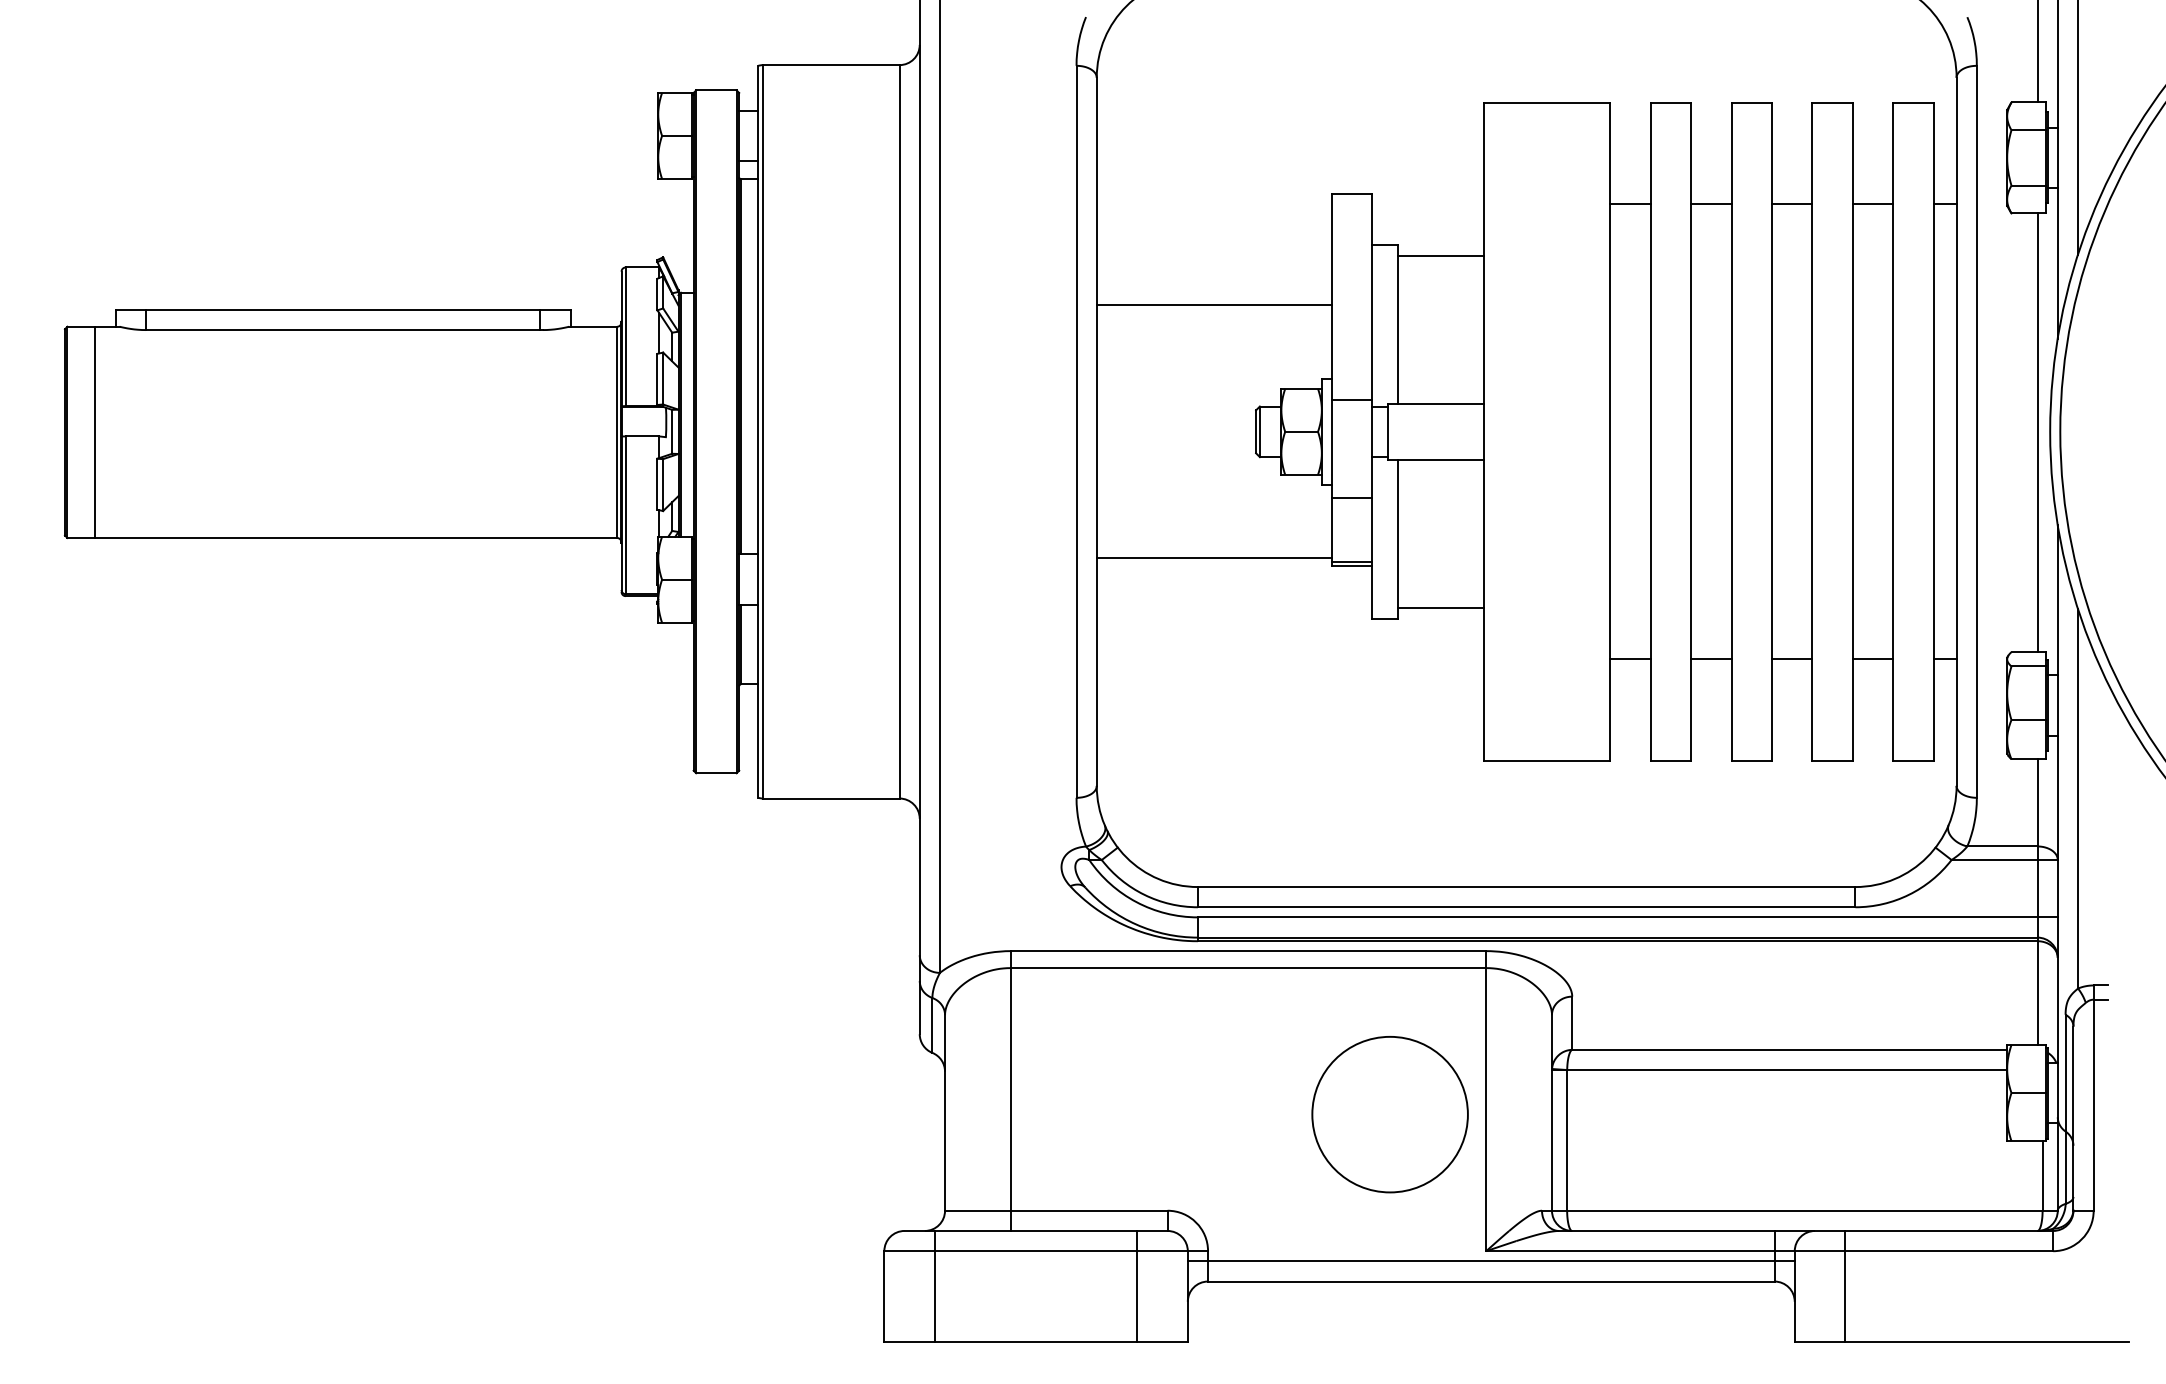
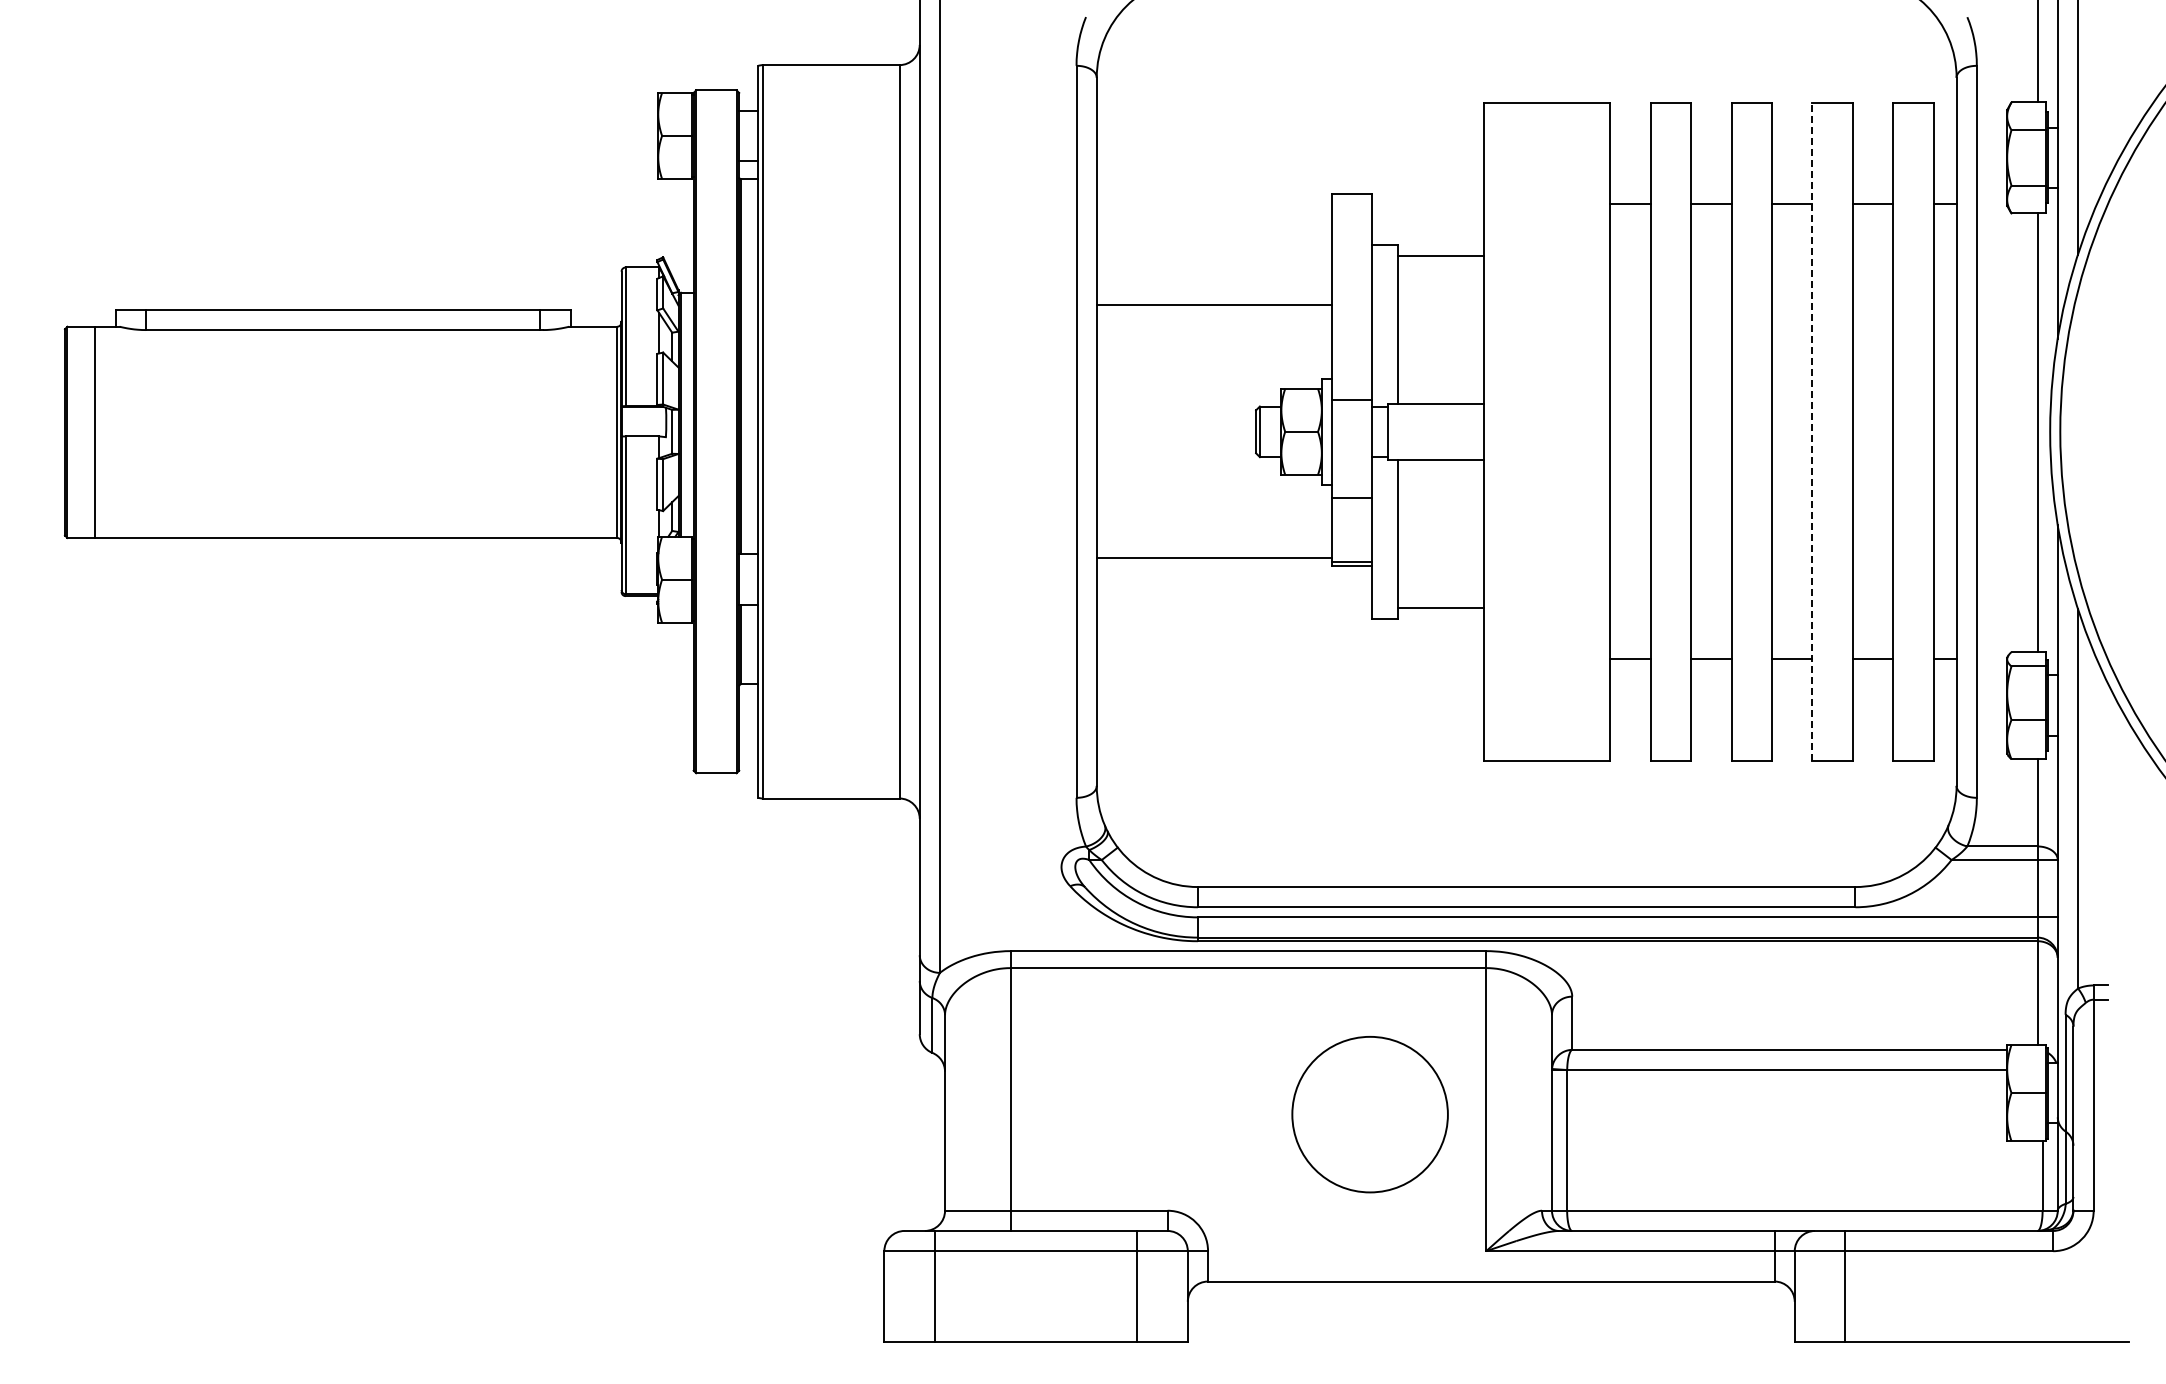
line: solid -> dashed (1812, 431)
circle position: (1389, 1114) -> (1369, 1114) (1369, 1114)
line: present -> none (1490, 1261)
